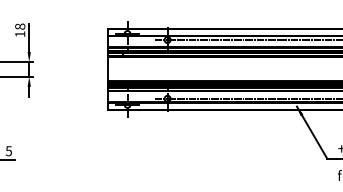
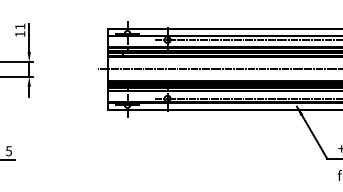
text: 18 -> 11 (20, 26)
line: none -> present (218, 69)
